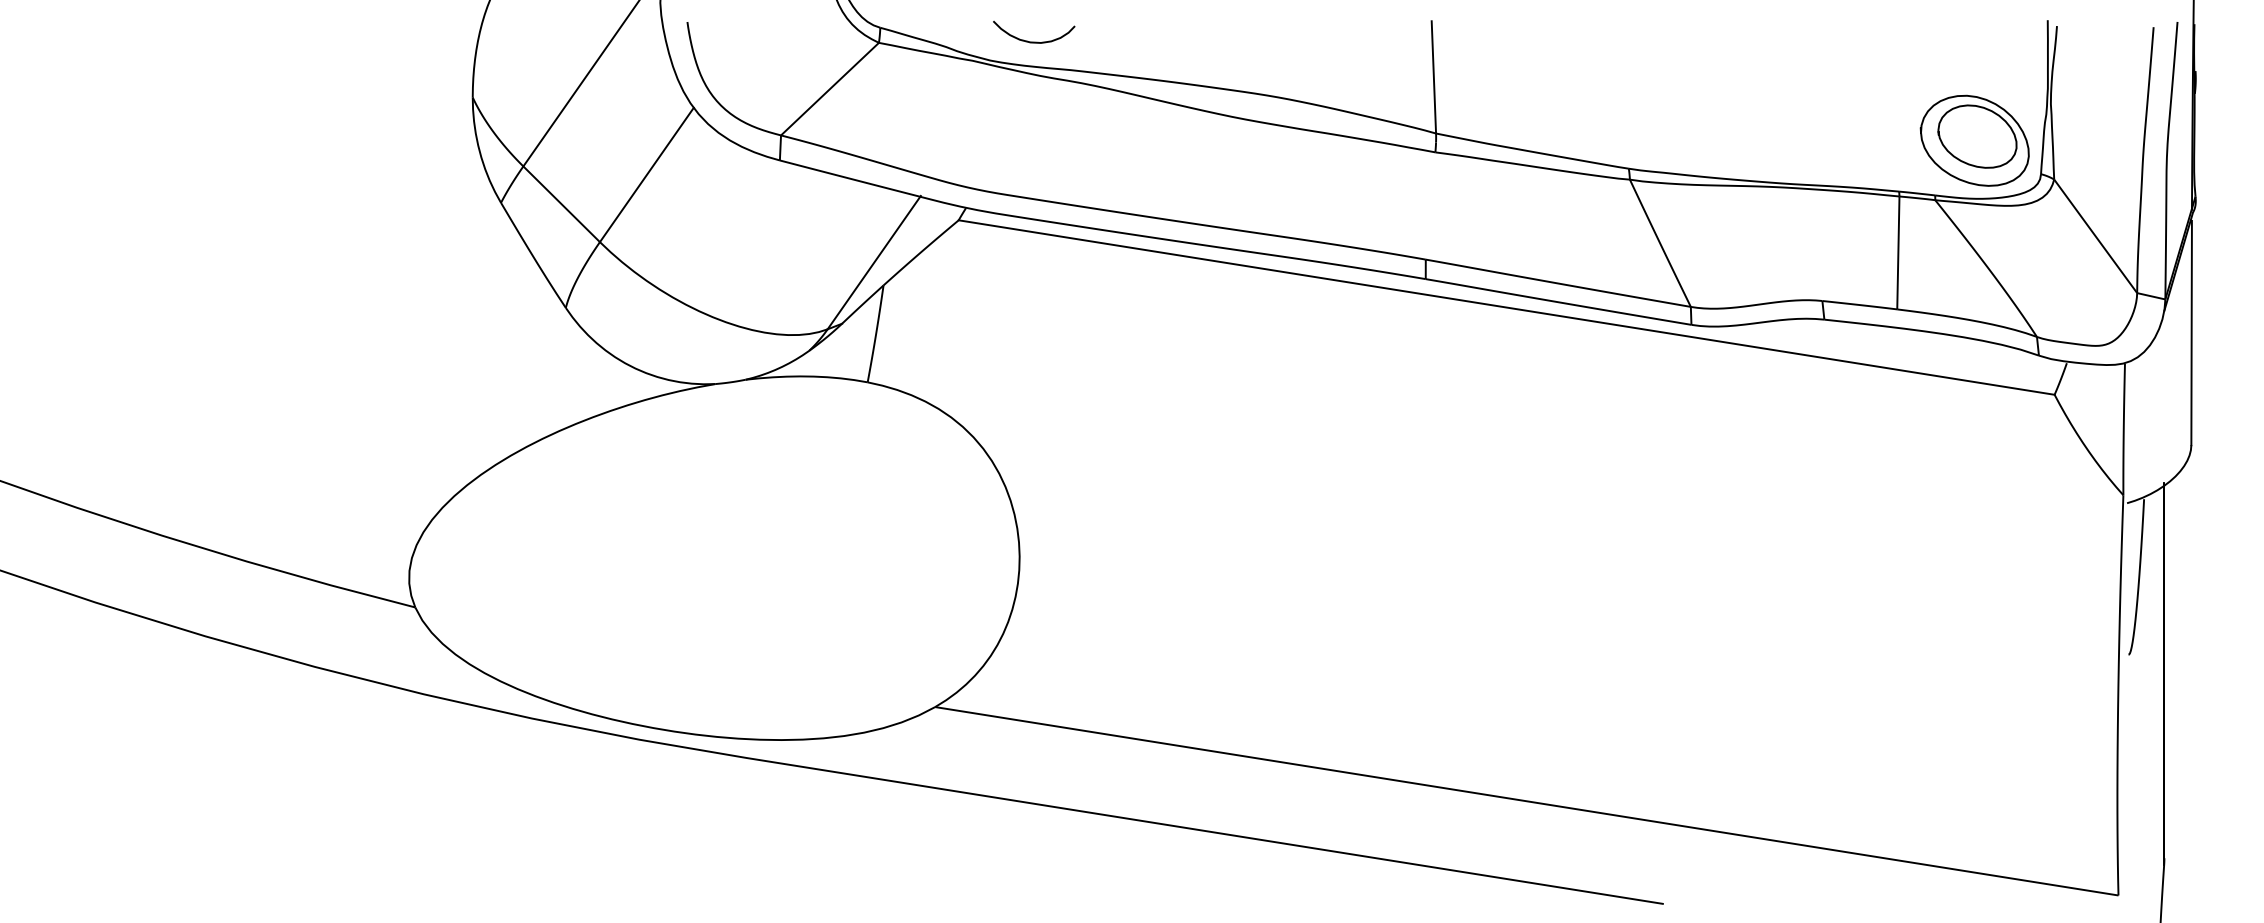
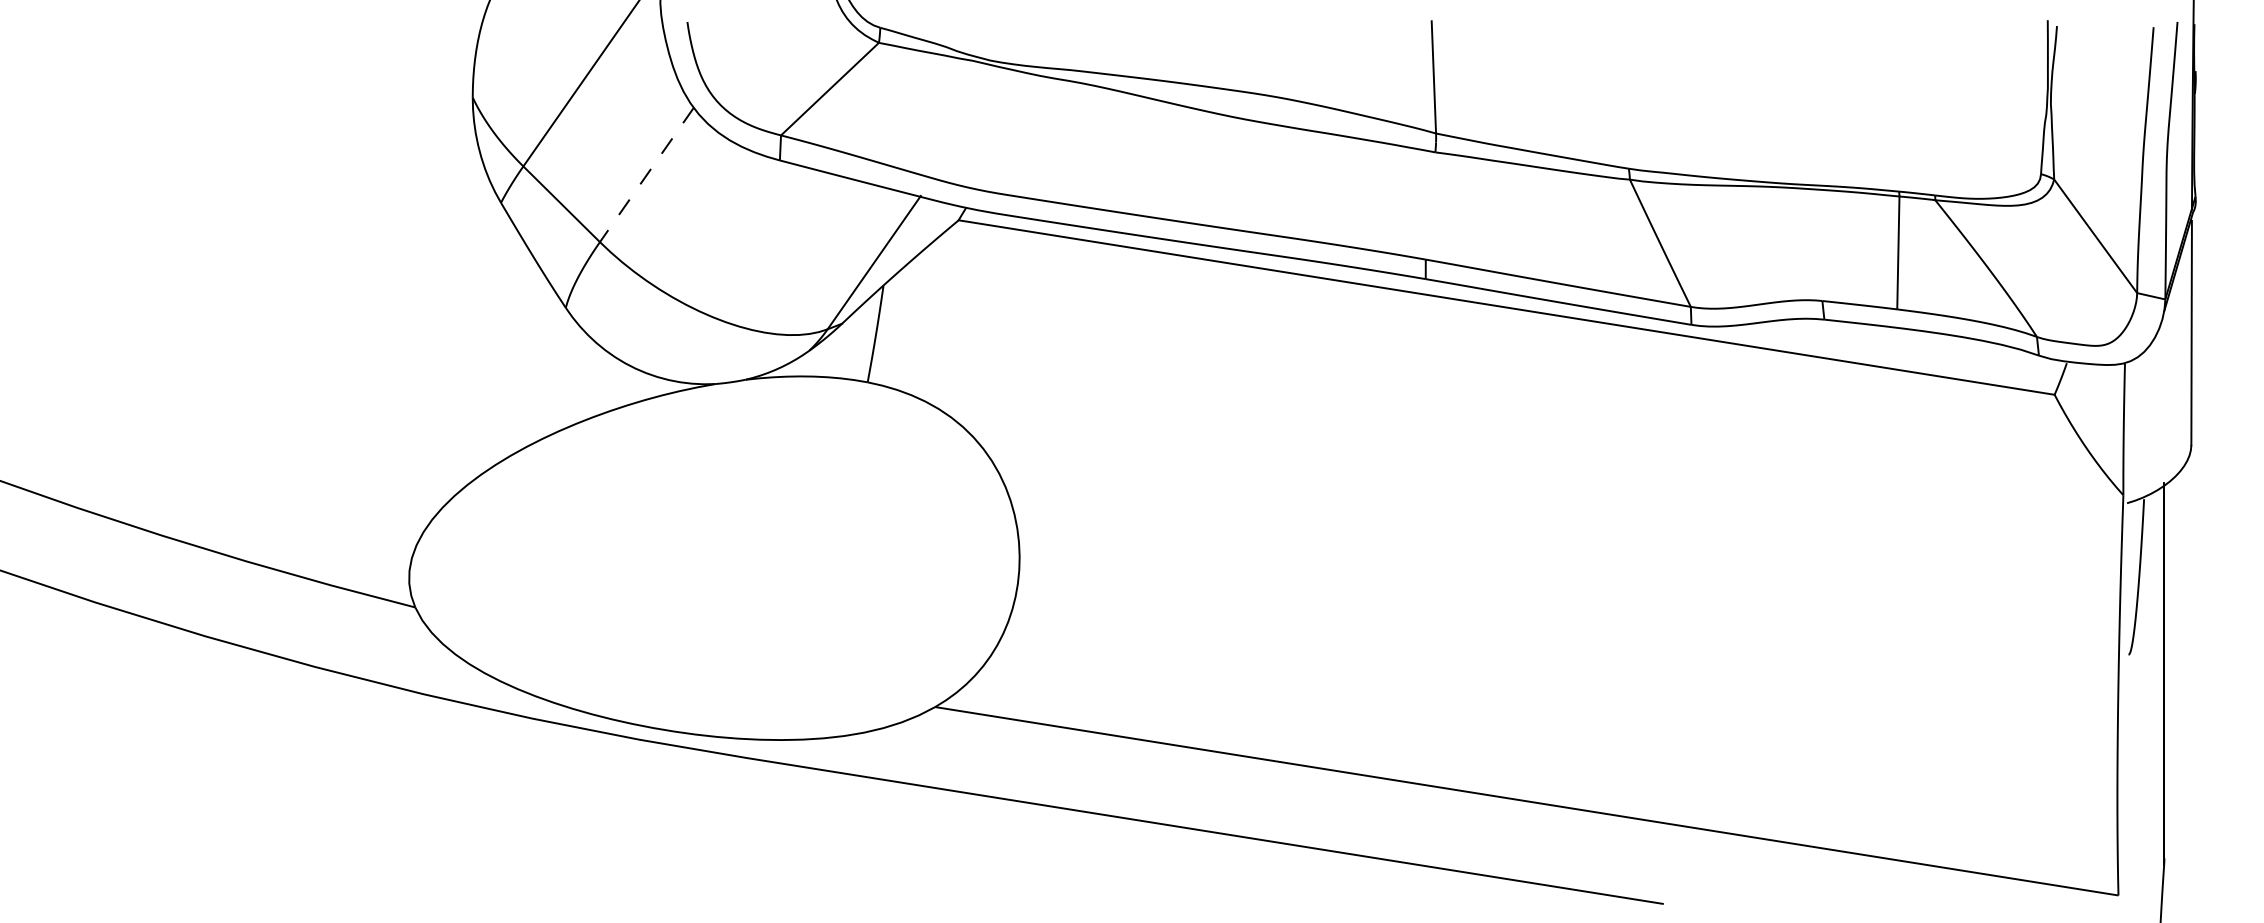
curve: present -> none (1034, 41)
part: present -> none (1974, 140)
line: solid -> dashed (646, 174)
